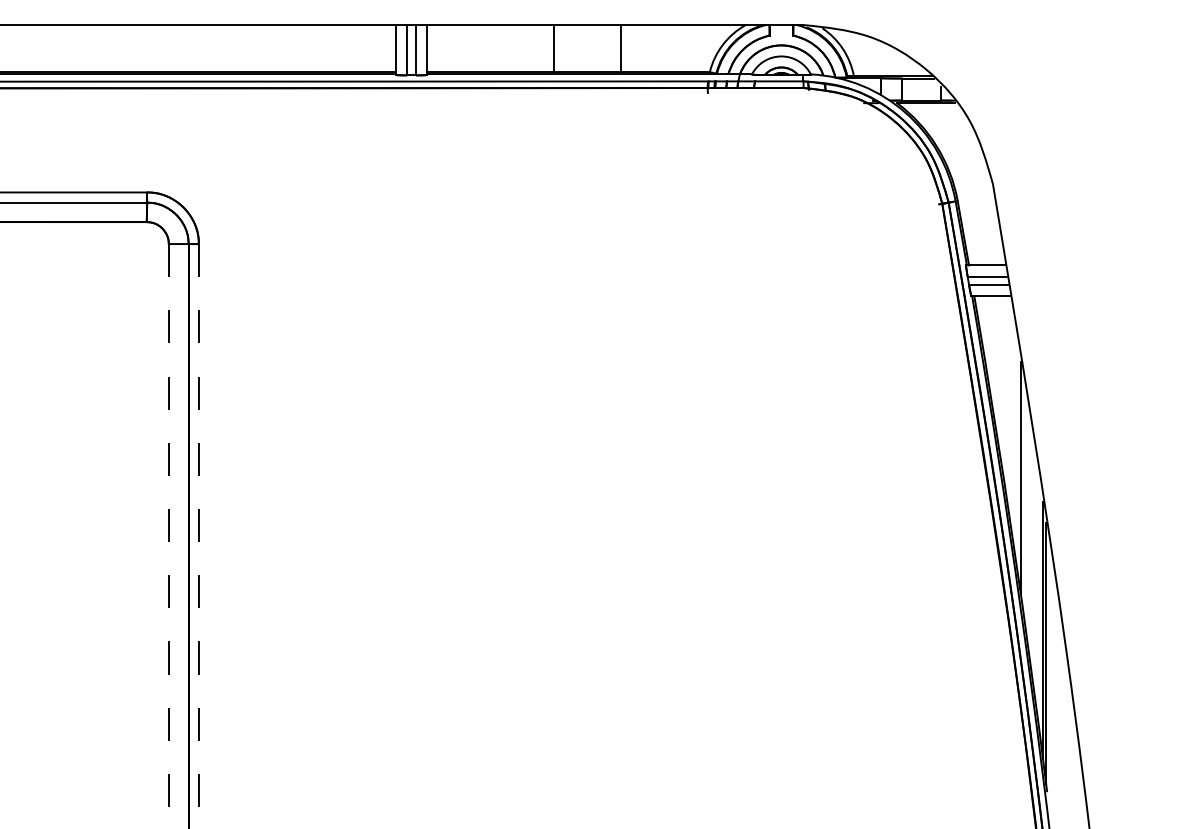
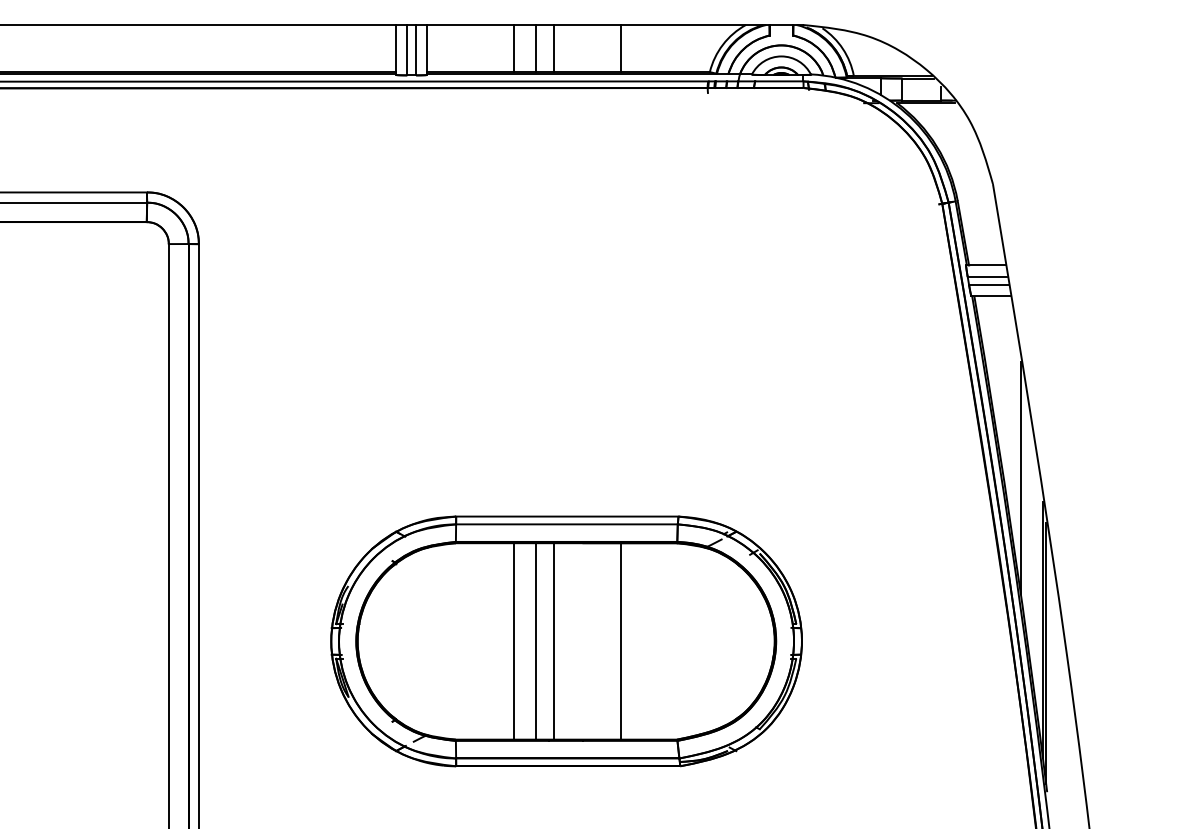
line: none -> present (513, 48)
line: none -> present (535, 48)
line: dashed -> solid (168, 536)
line: dashed -> solid (198, 536)
part: none -> present (566, 641)
